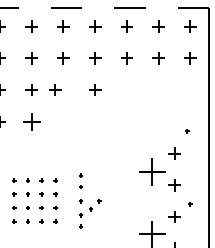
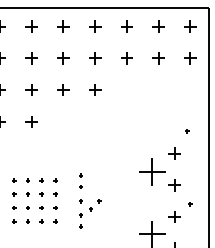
line: dashed -> solid (105, 7)
part position: (55, 89) -> (63, 89) (63, 89)
part size: 18x18 px -> 13x12 px (31, 121)
